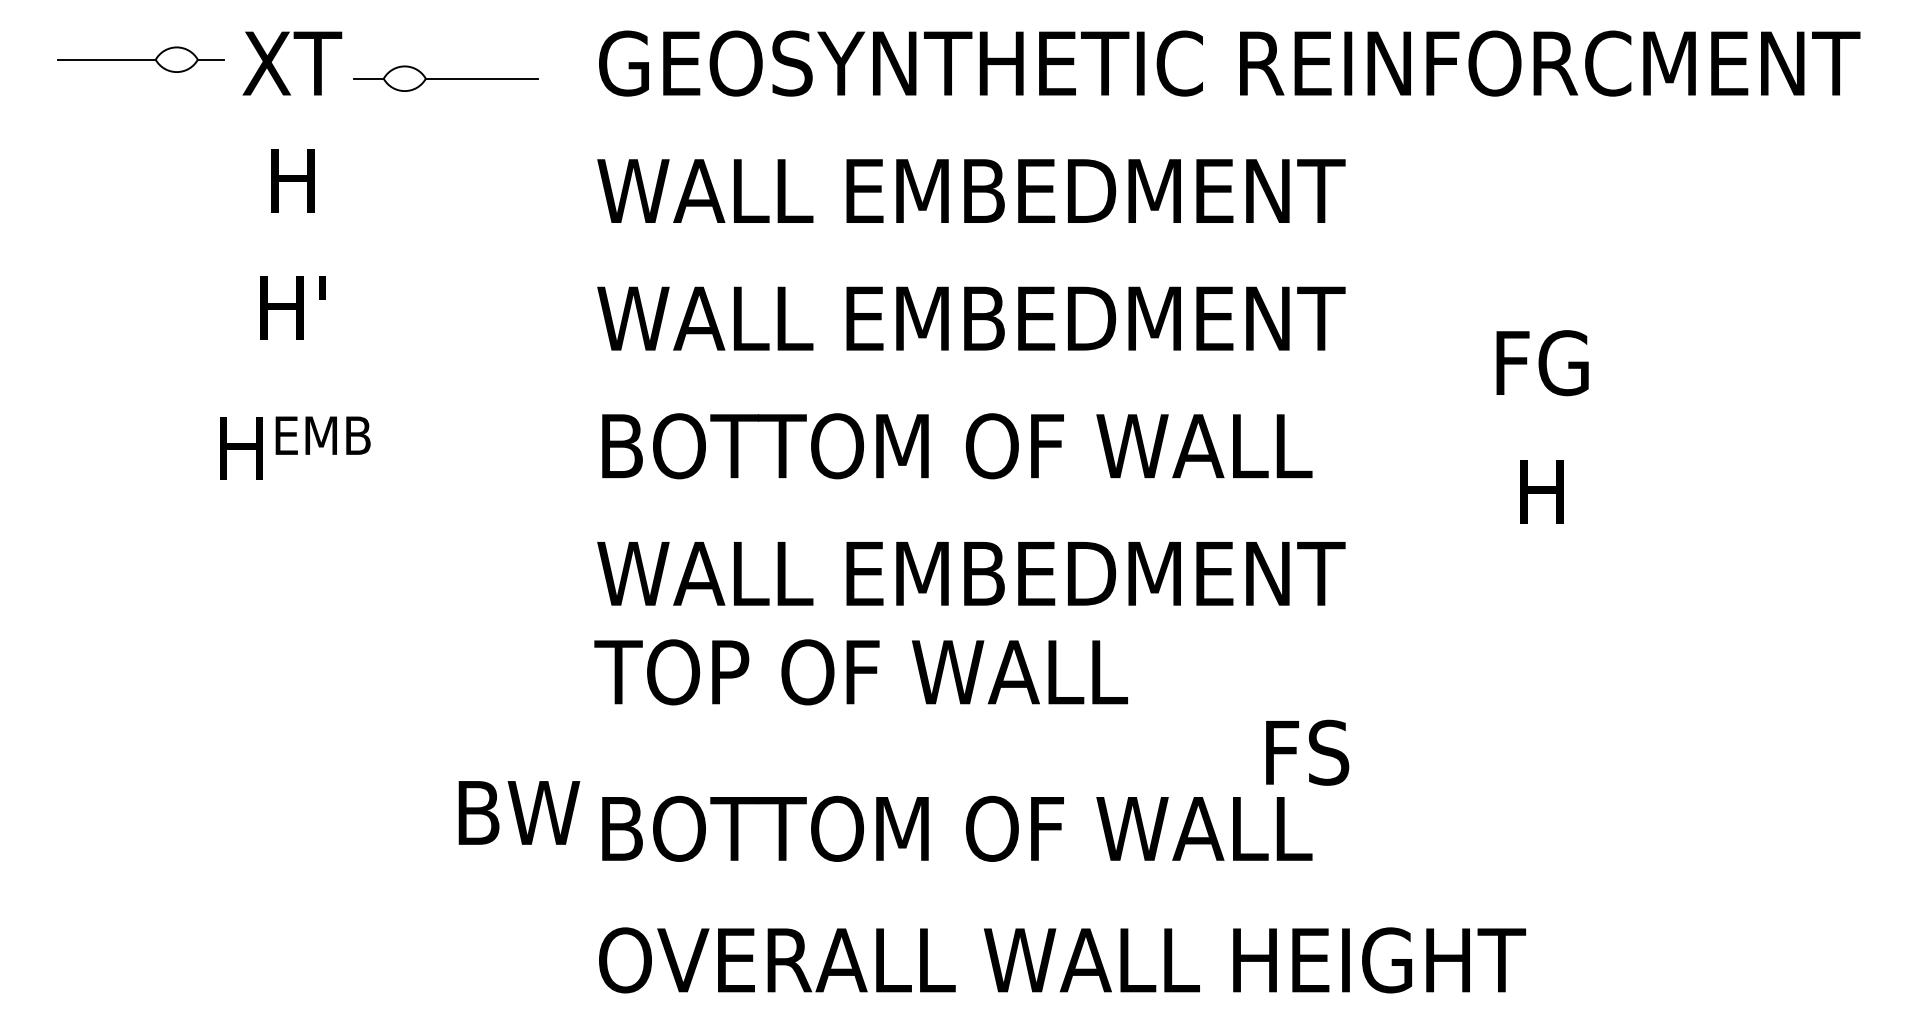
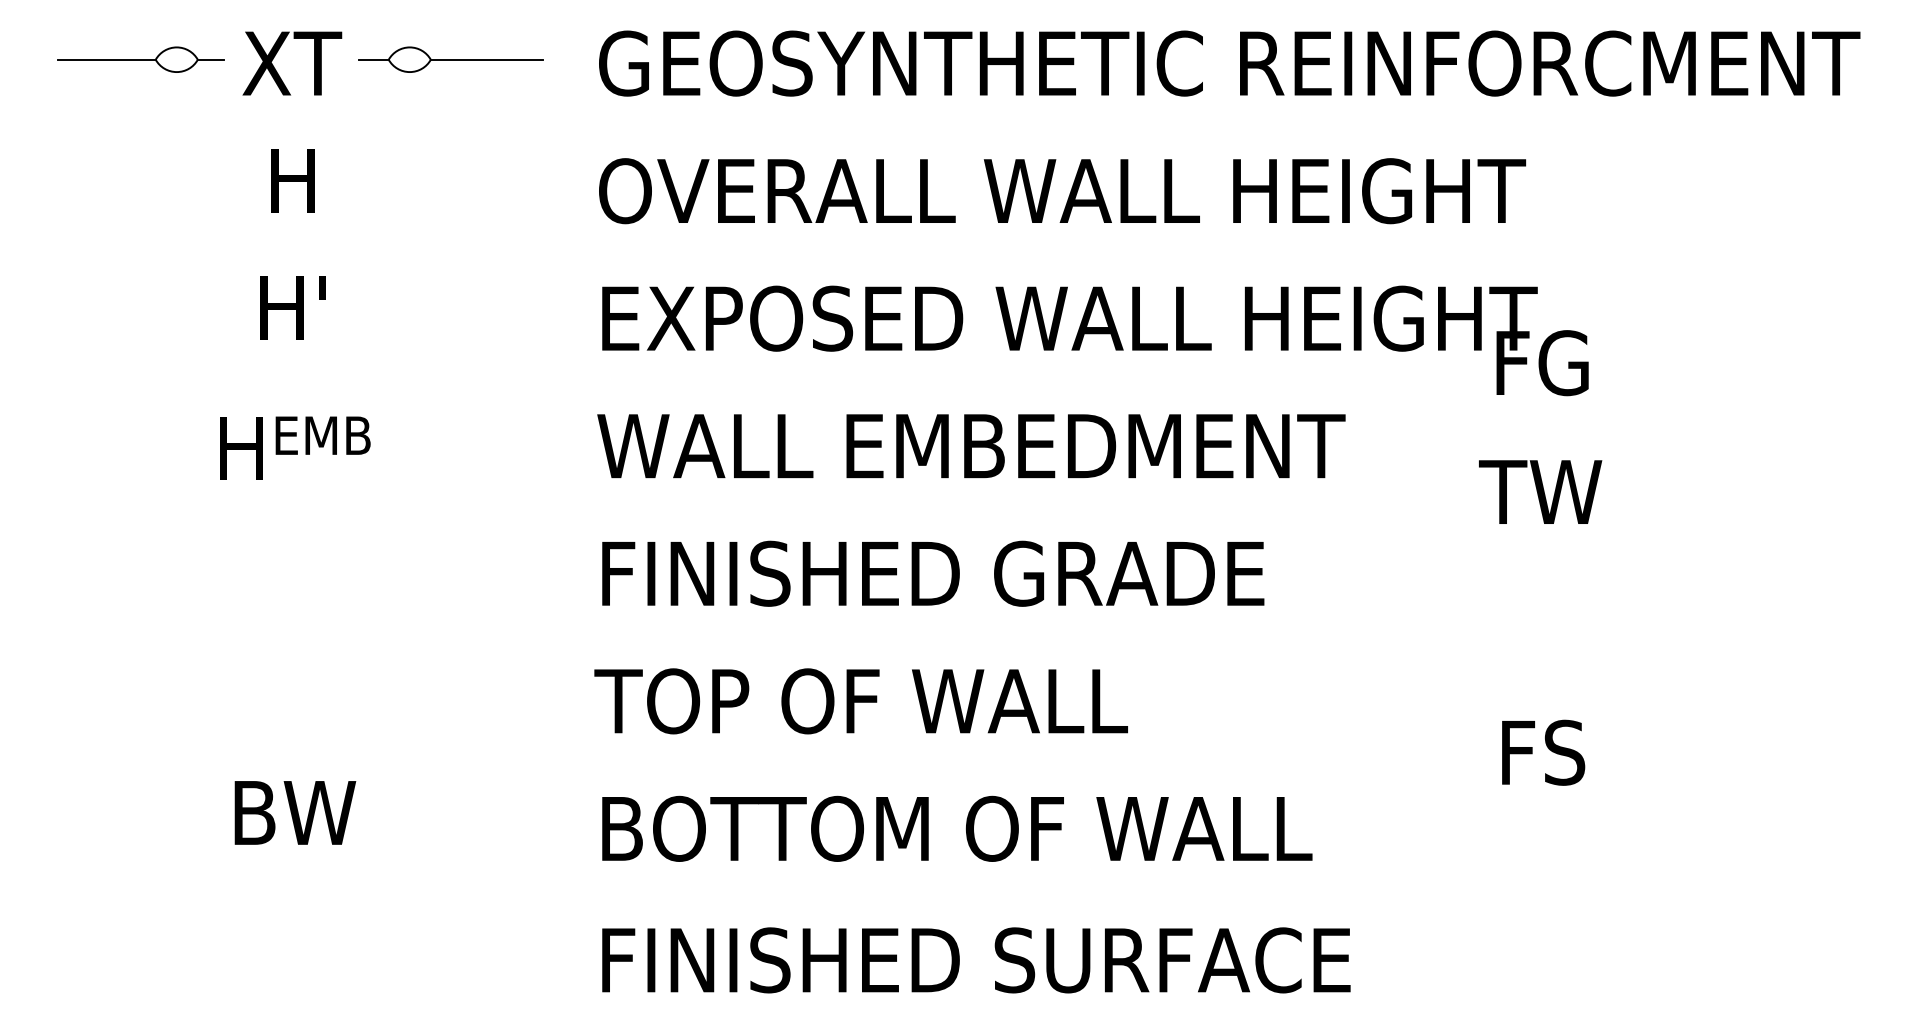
part position: (445, 78) -> (450, 59) (450, 59)
text: WALL EMBEDMENT -> OVERALL WALL HEIGHT (1061, 191)
text: WALL EMBEDMENT -> EXPOSED WALL HEIGHT (1067, 318)
text: BOTTOM OF WALL -> WALL EMBEDMENT (971, 446)
text: H -> TW (1540, 491)
text: WALL EMBEDMENT -> FINISHED GRADE (971, 573)
text position: (860, 672) -> (860, 701) (860, 701)
text position: (1307, 752) -> (1543, 752) (1543, 752)
text position: (519, 812) -> (295, 812) (295, 812)
text: OVERALL WALL HEIGHT -> FINISHED SURFACE (1062, 960)
